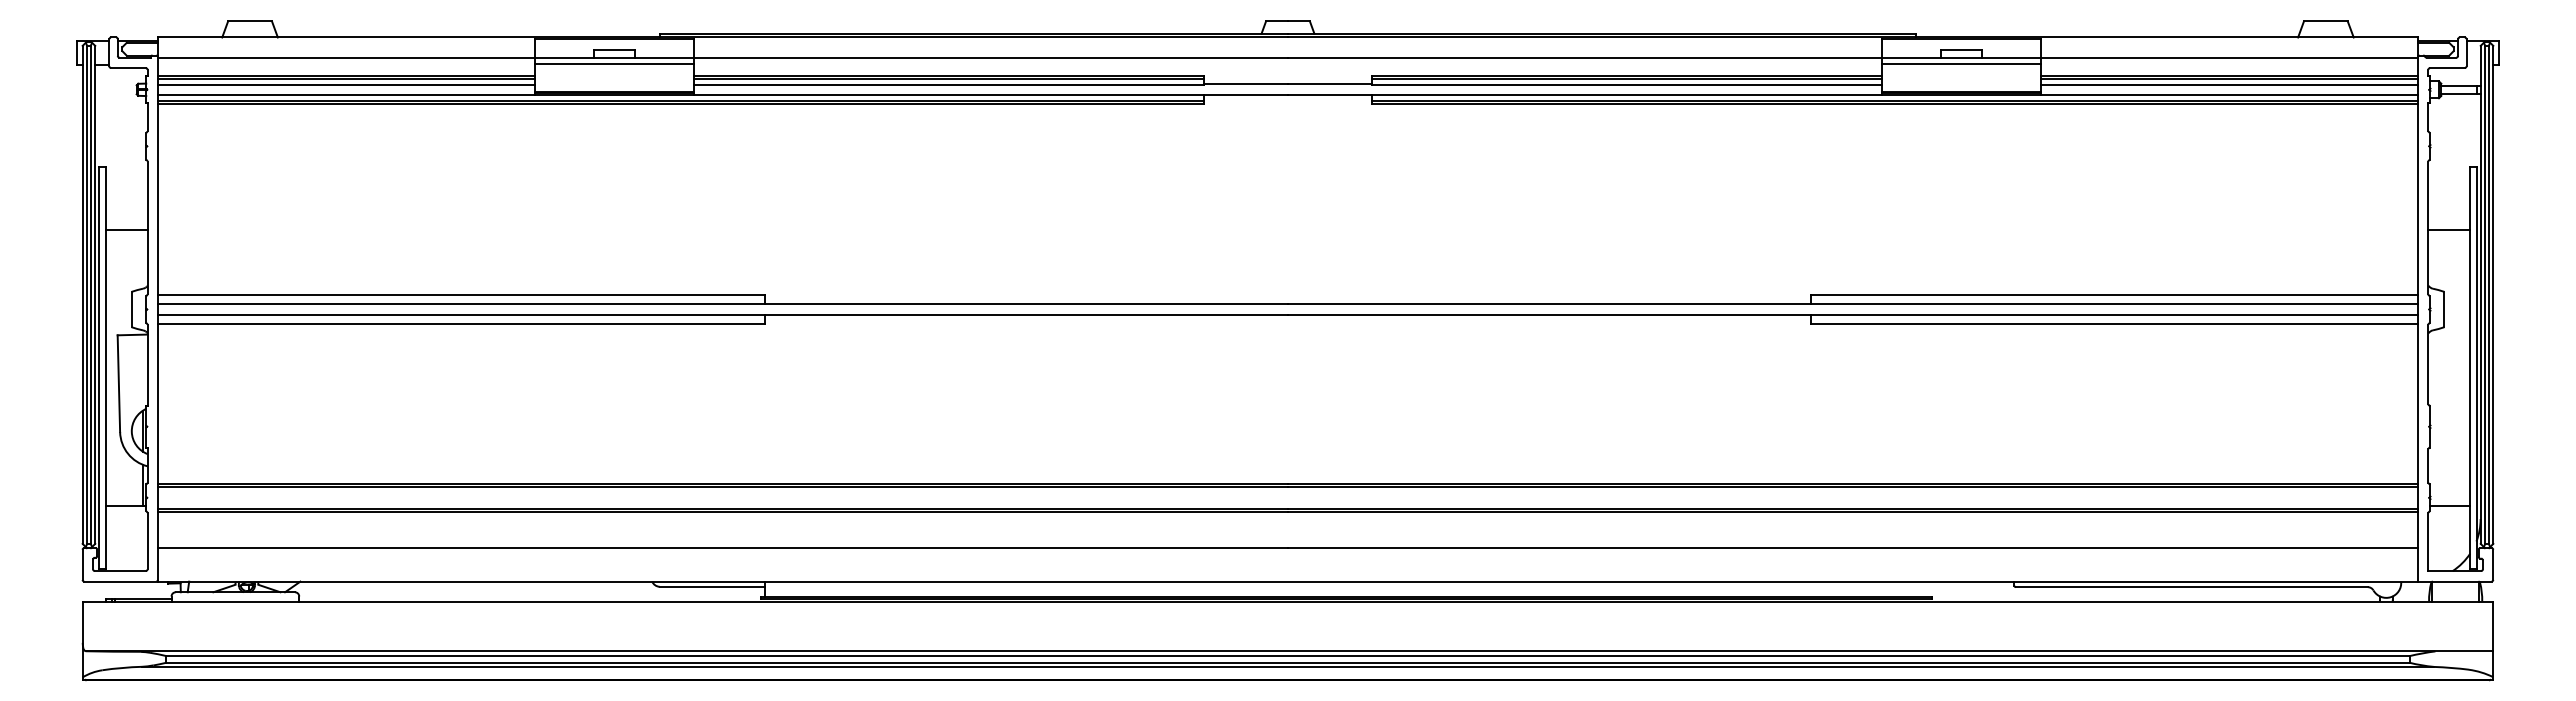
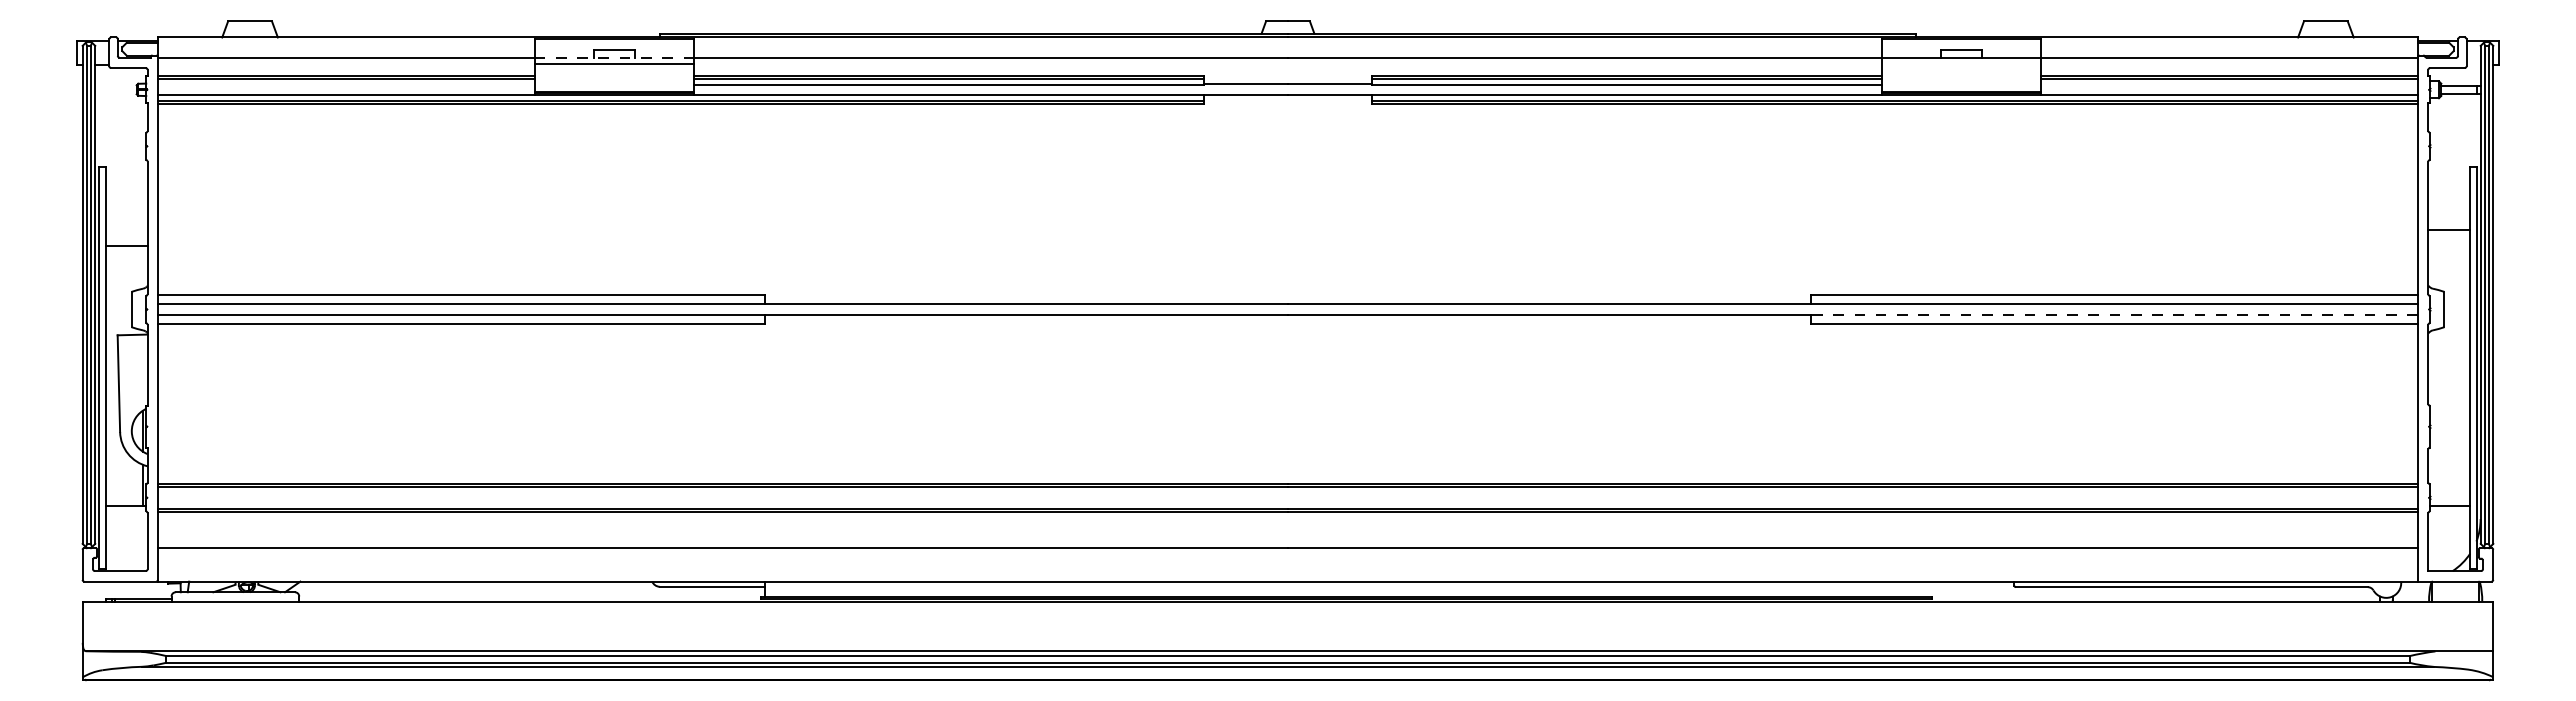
line: solid -> dashed (614, 57)
line: present -> none (1961, 63)
line: present -> none (345, 84)
line: present -> none (2229, 84)
line position: (126, 229) -> (126, 245) (126, 245)
line: solid -> dashed (2114, 314)
